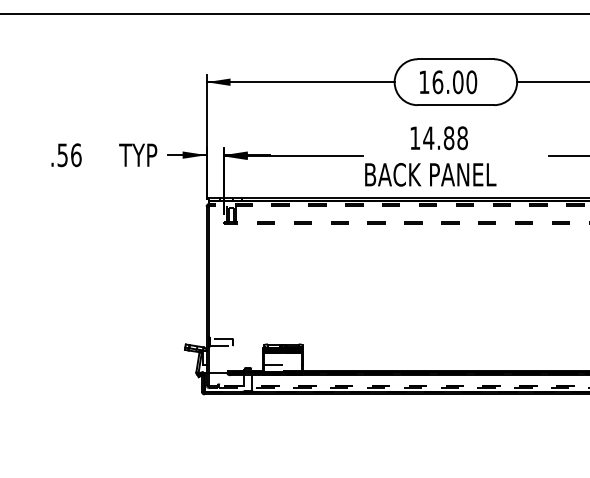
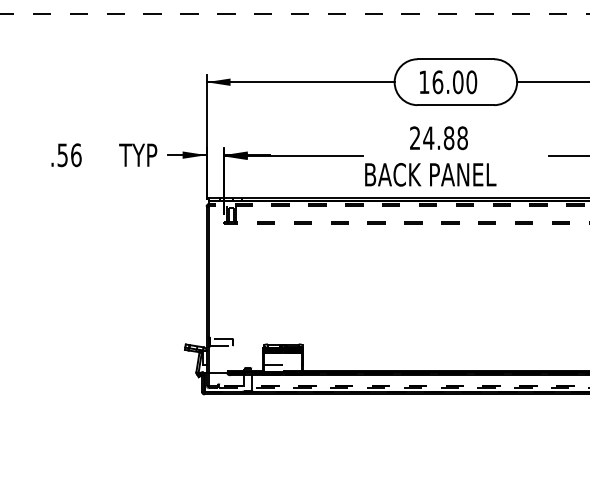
line: solid -> dashed (295, 14)
text: 14.88 -> 24.88 (415, 137)
